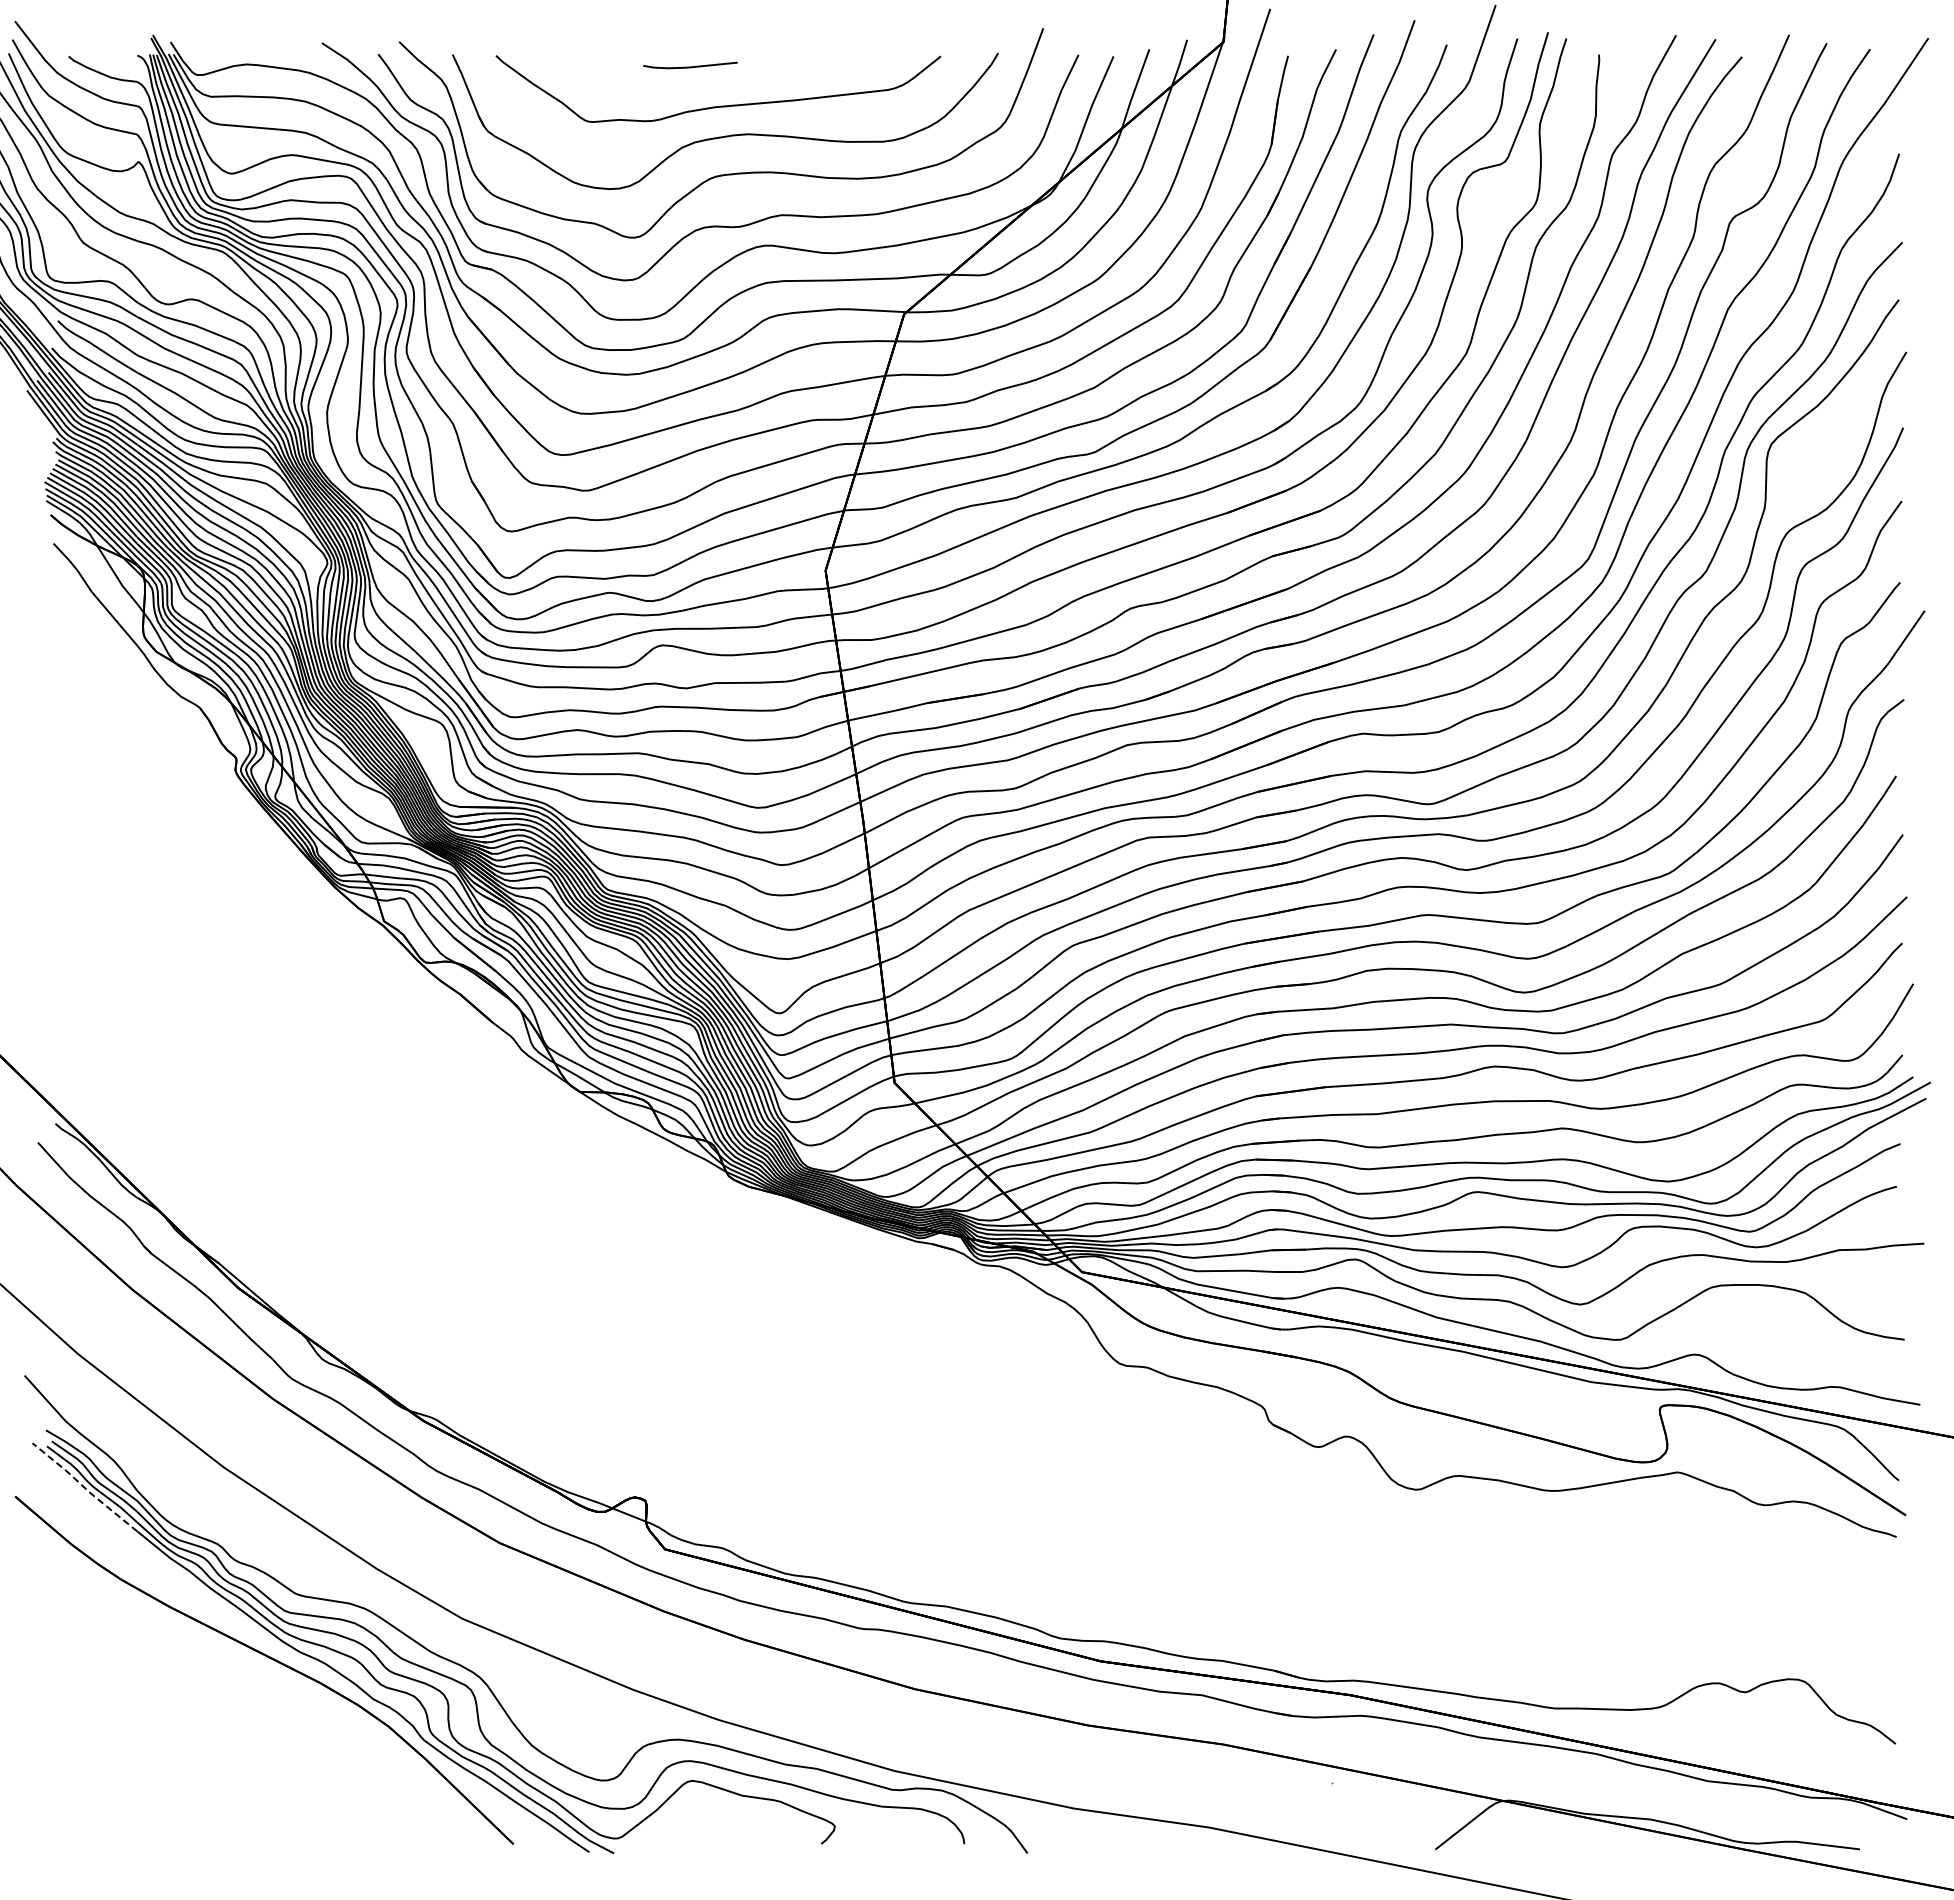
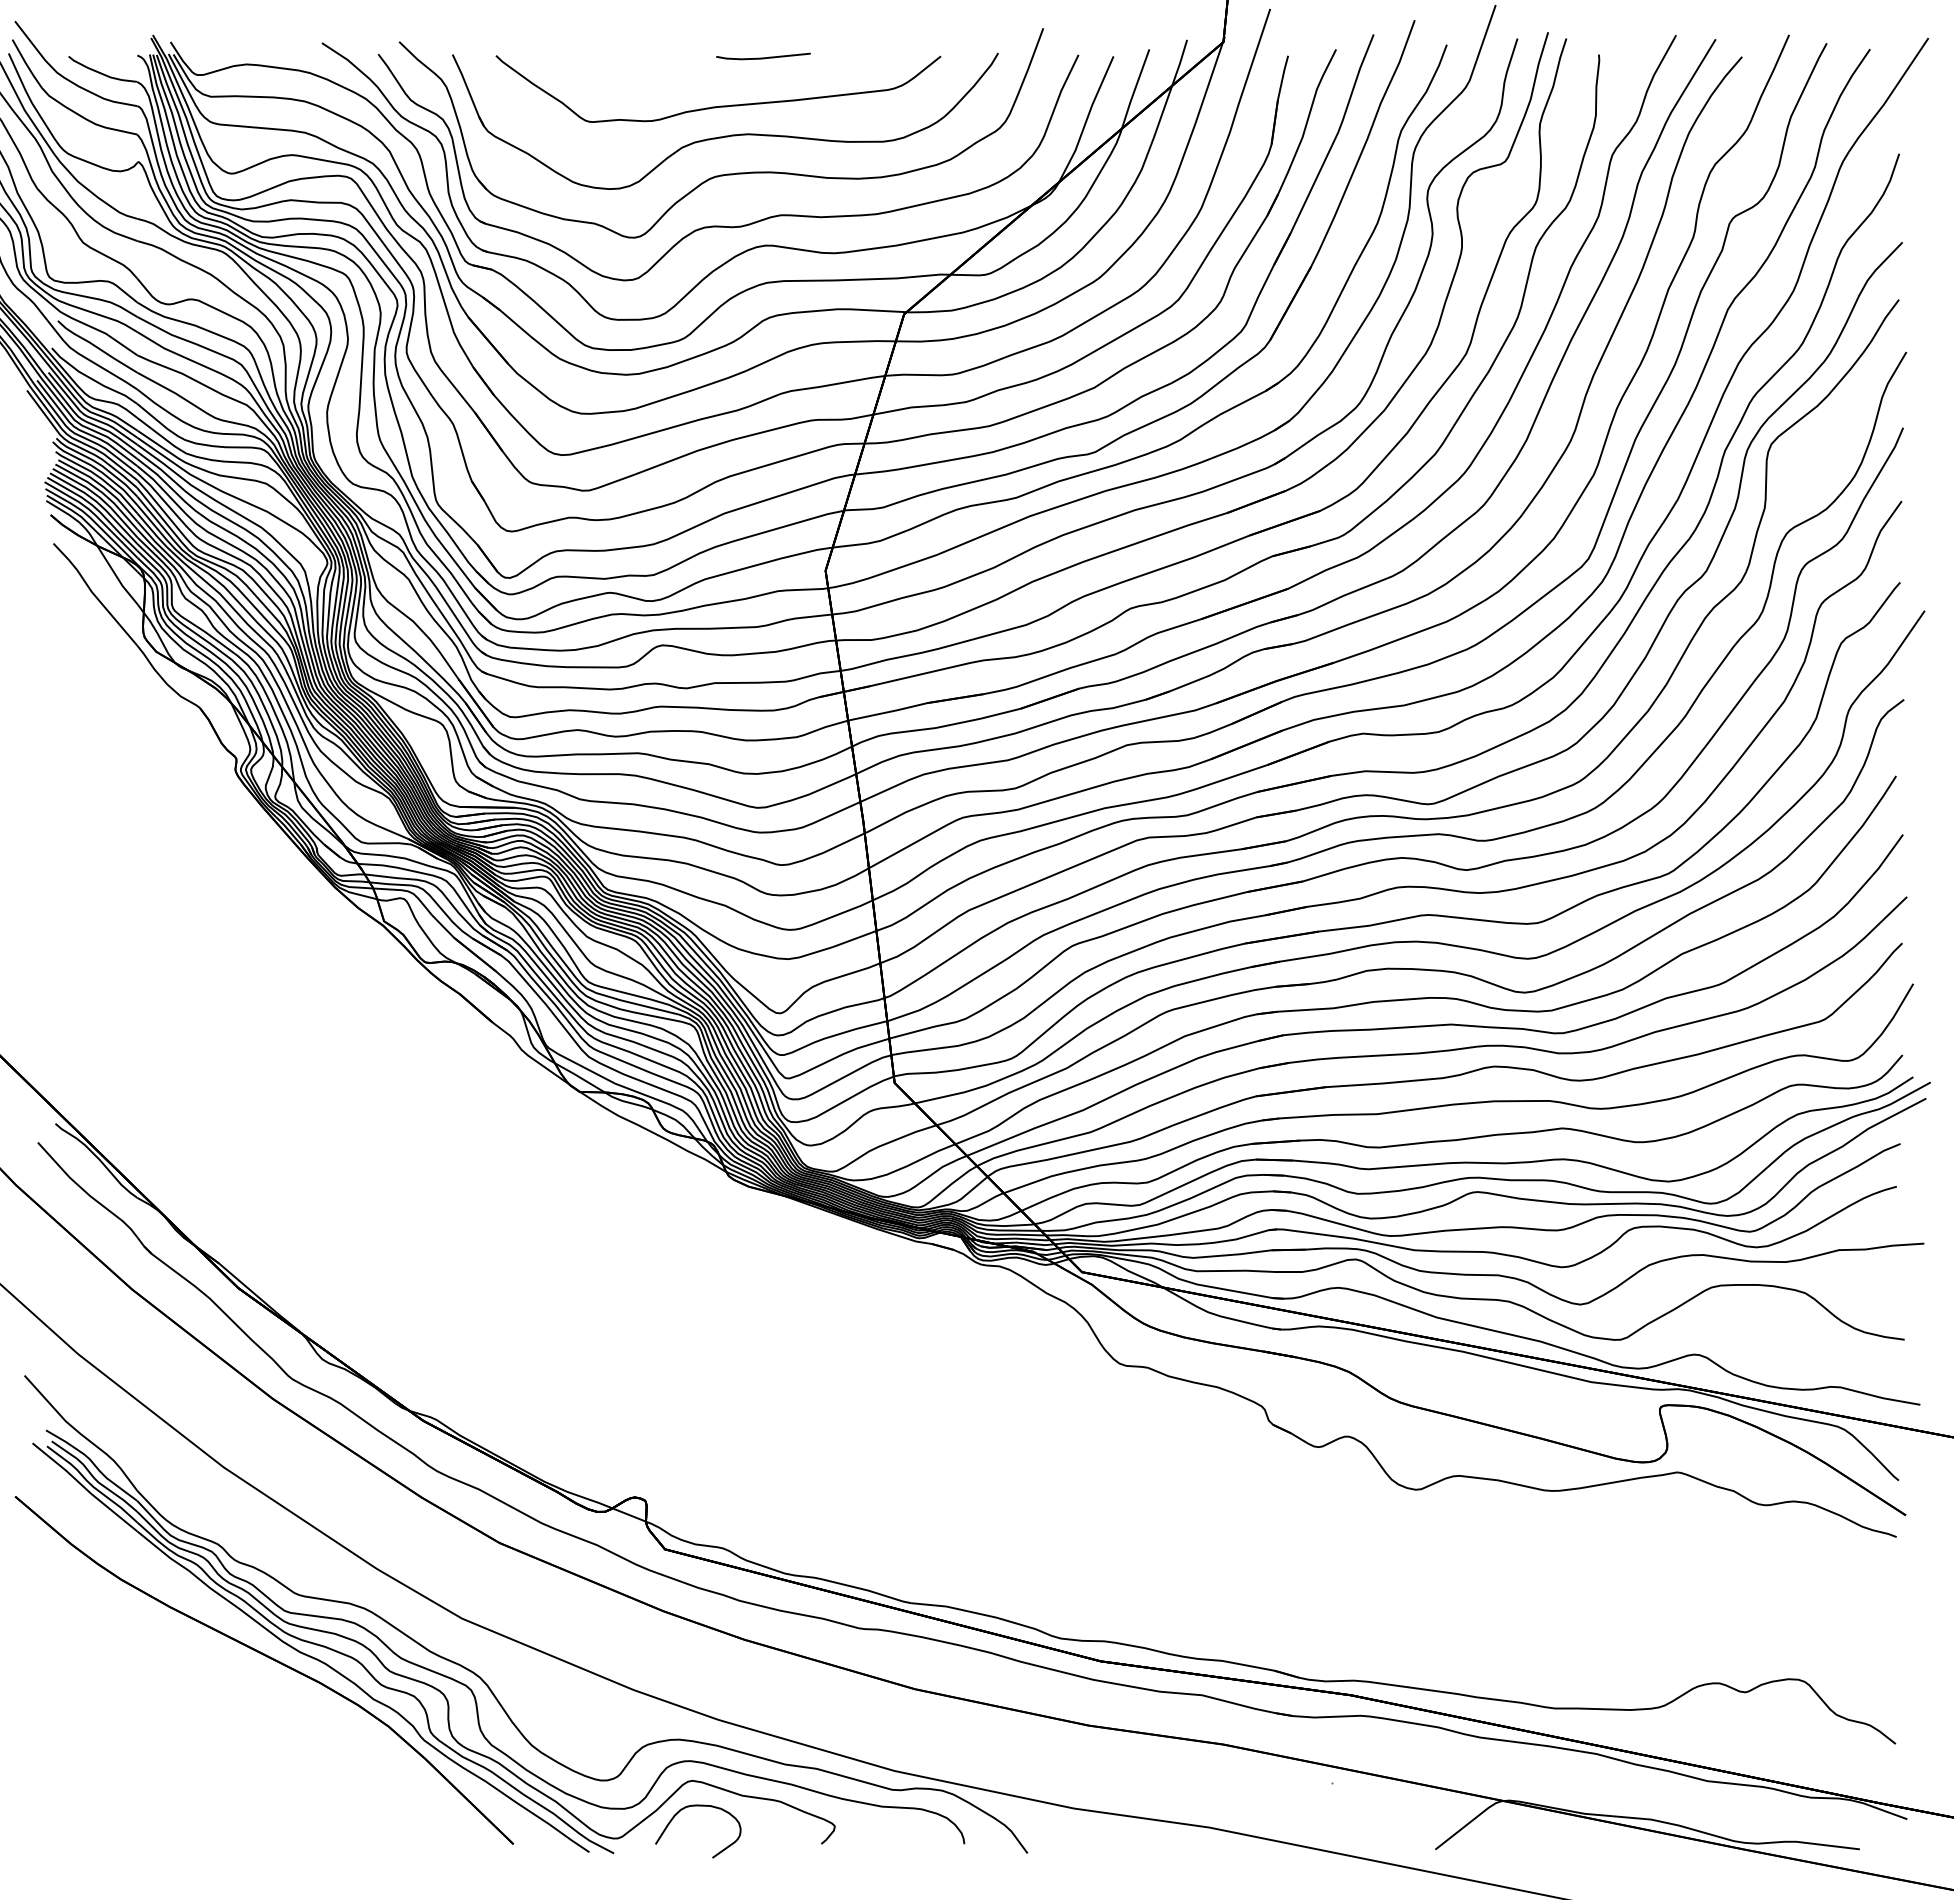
line position: (690, 66) -> (763, 57) (763, 57)
line: dashed -> solid (84, 1487)
curve: none -> present (698, 1806)
